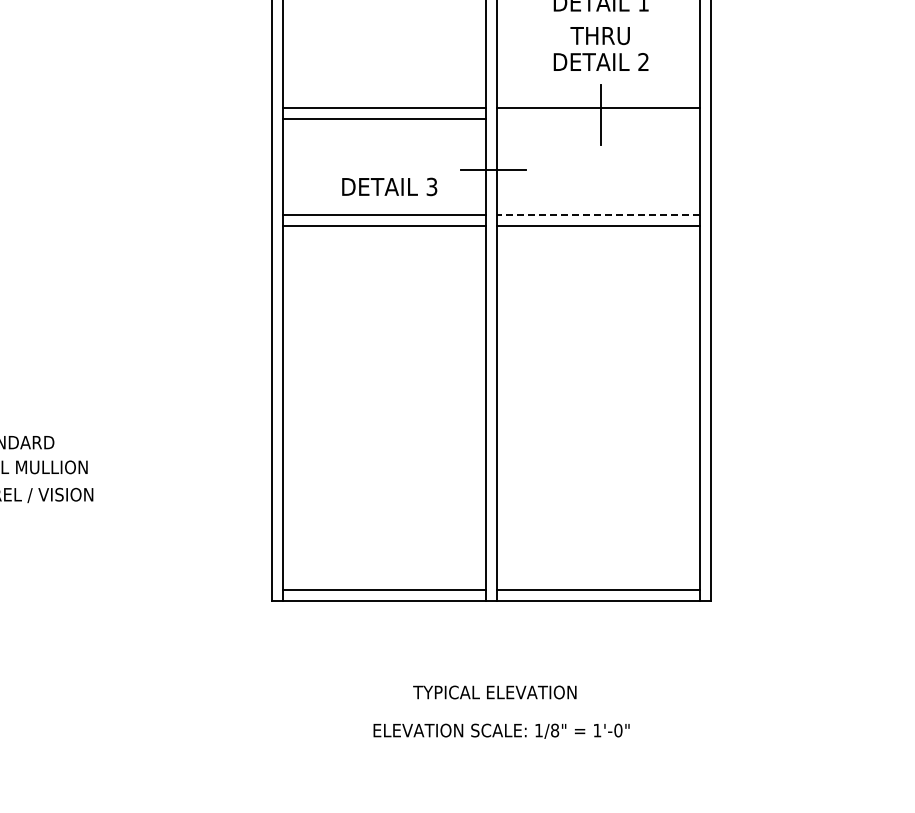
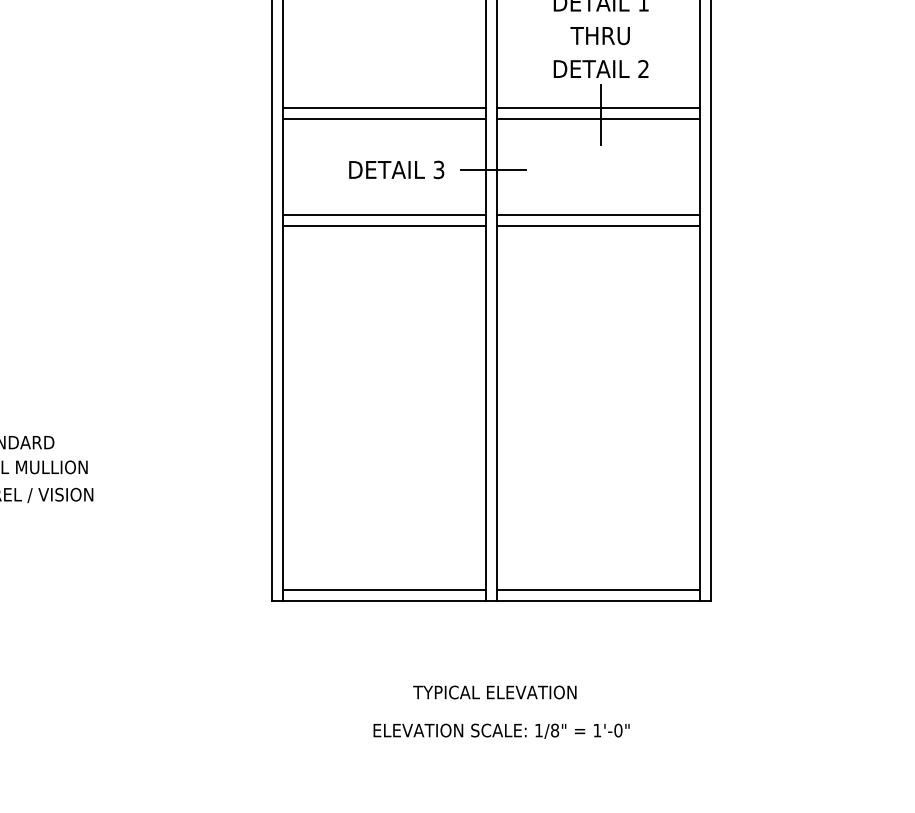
text position: (600, 61) -> (600, 68) (600, 68)
line: none -> present (597, 119)
text position: (389, 186) -> (396, 169) (396, 169)
line: dashed -> solid (597, 215)
